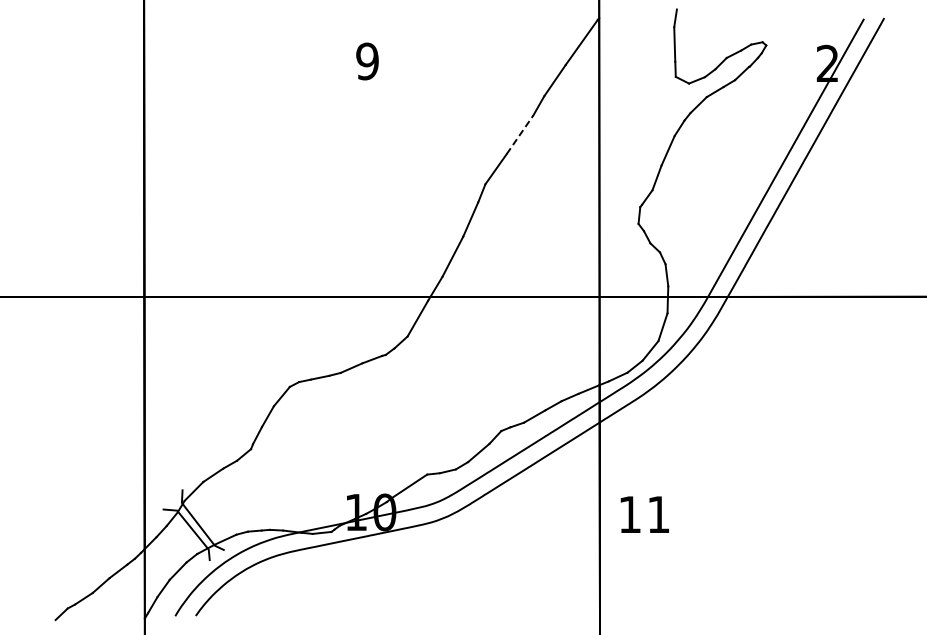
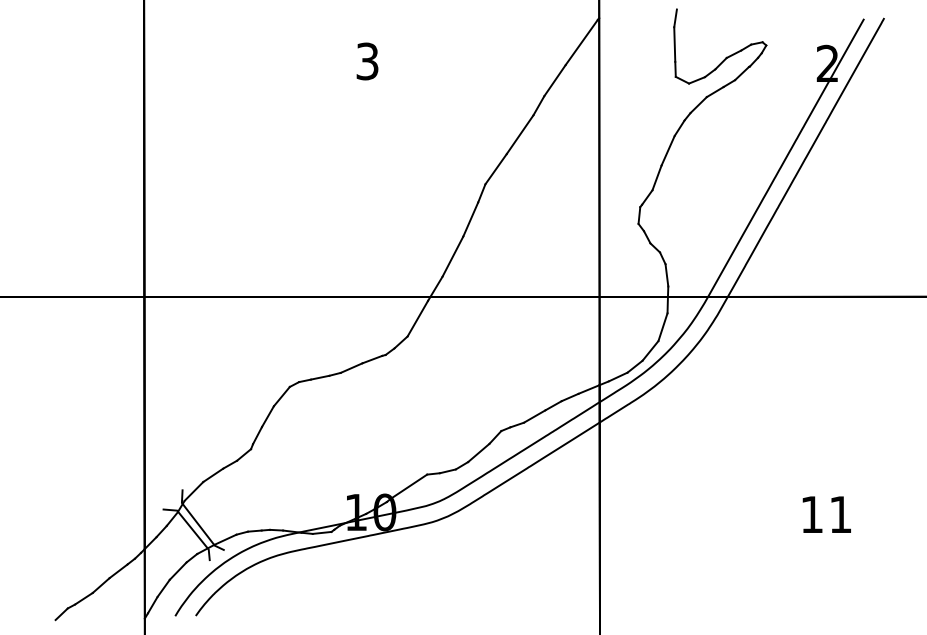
text: 9 -> 3 (367, 61)
line: dashed -> solid (520, 134)
text position: (644, 514) -> (826, 514) (826, 514)
